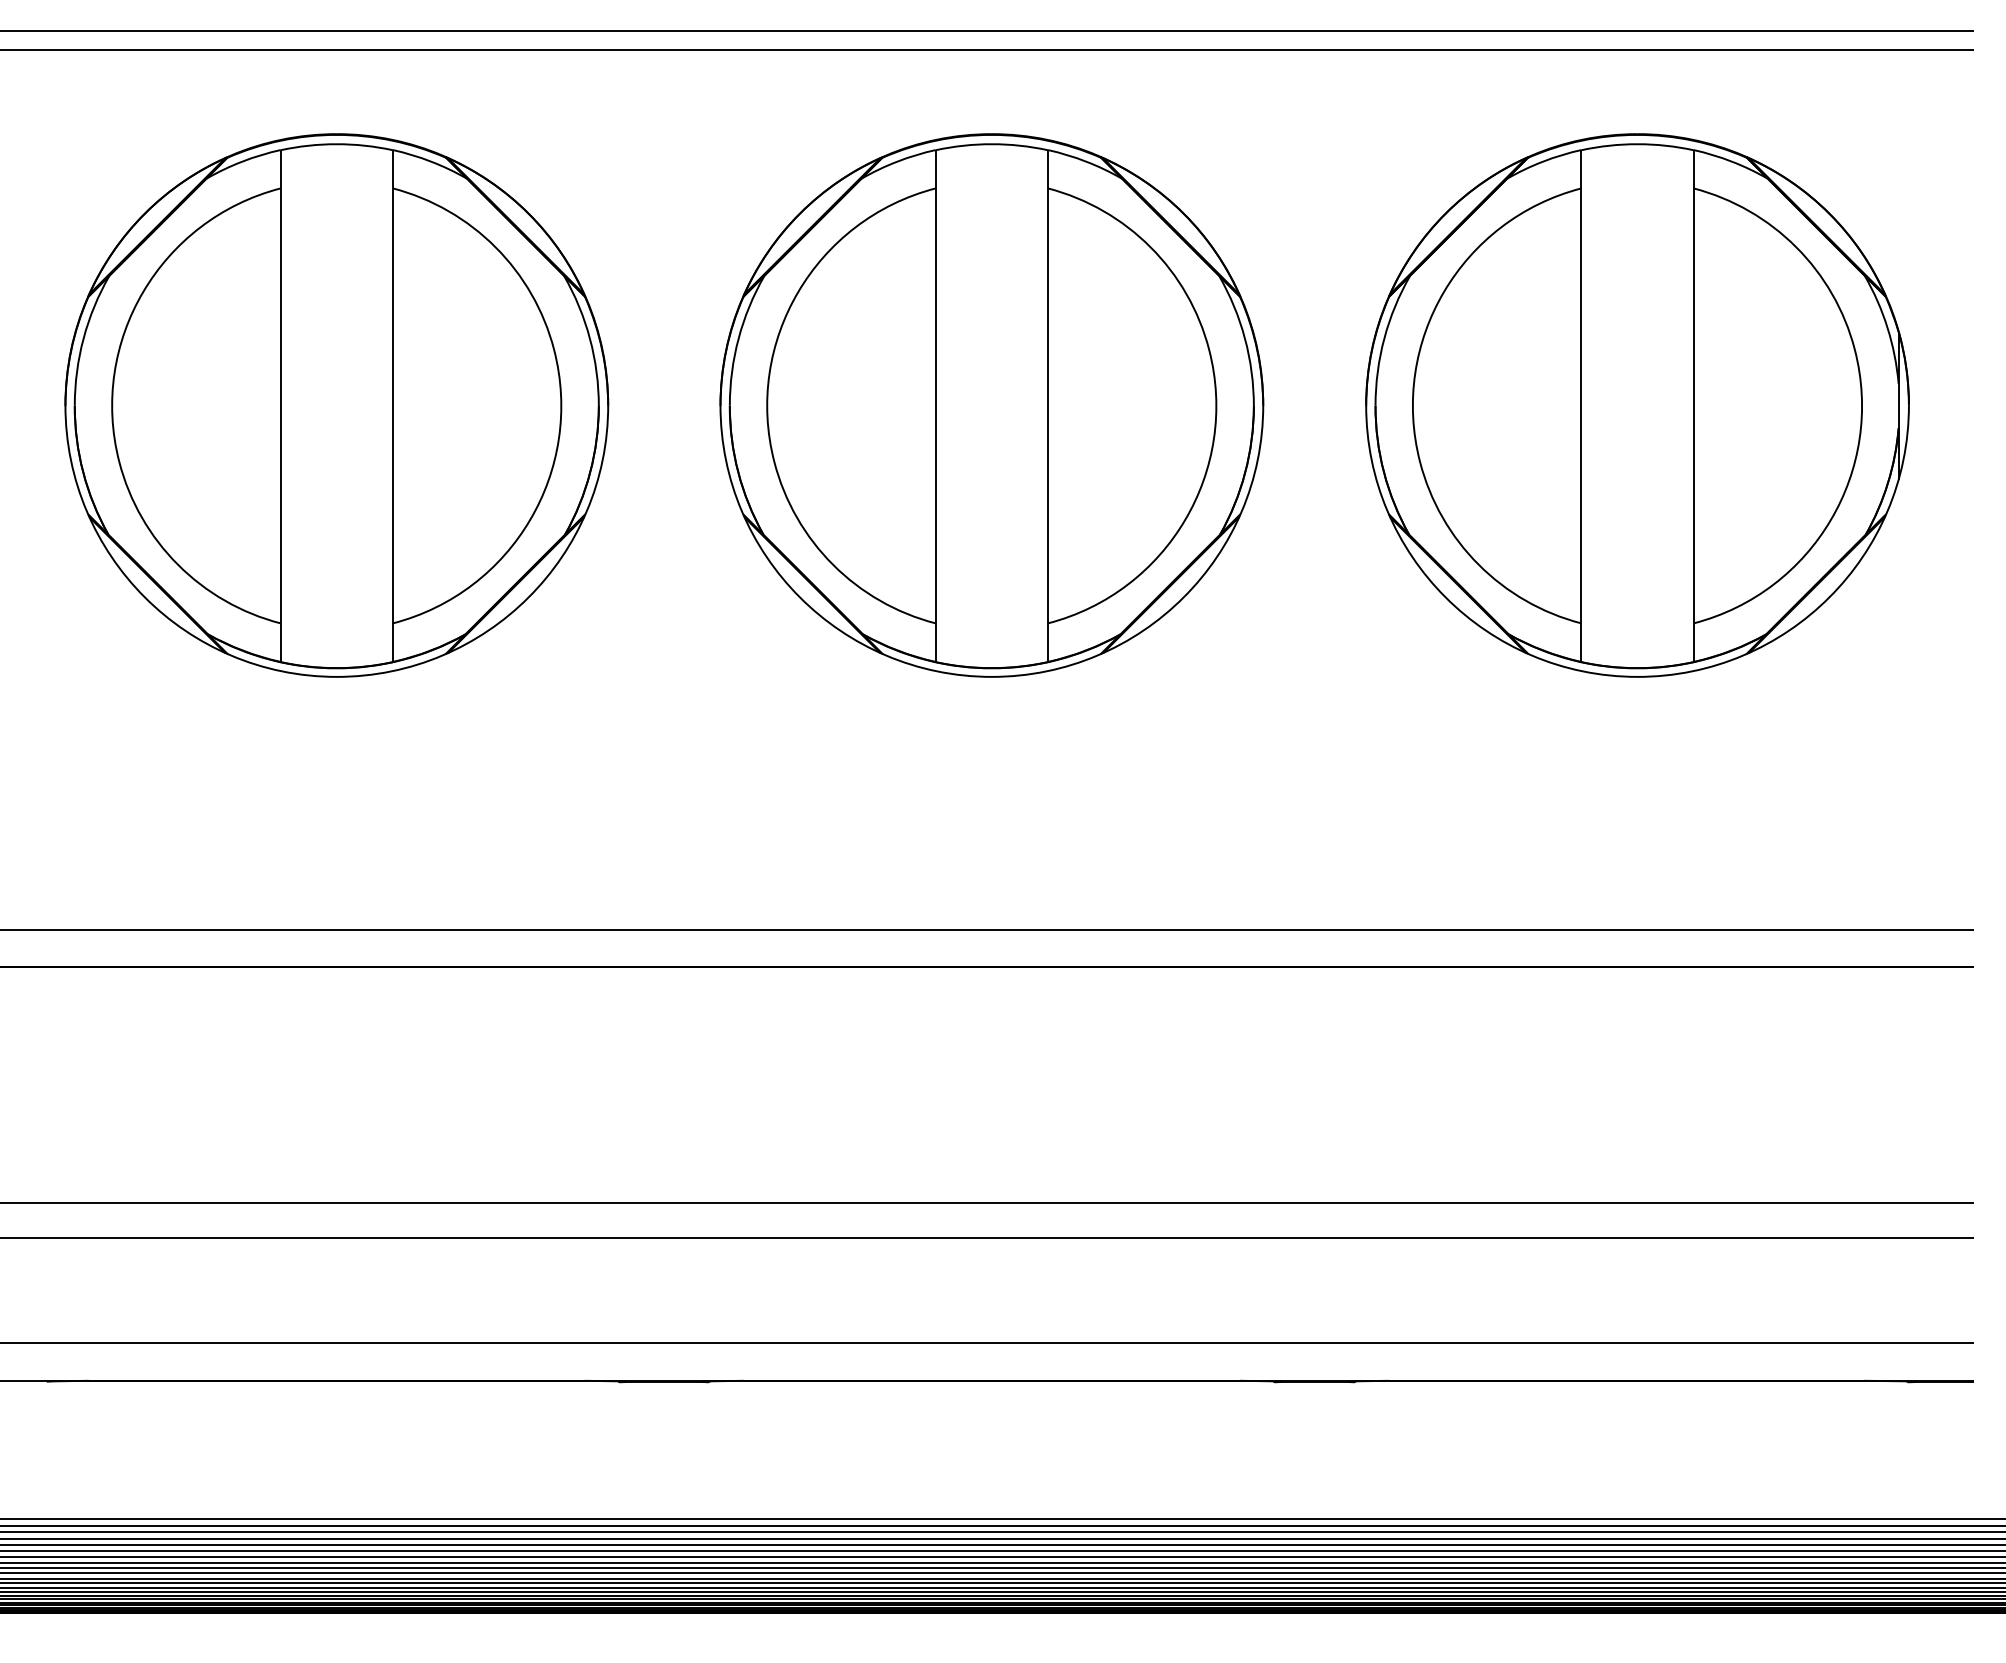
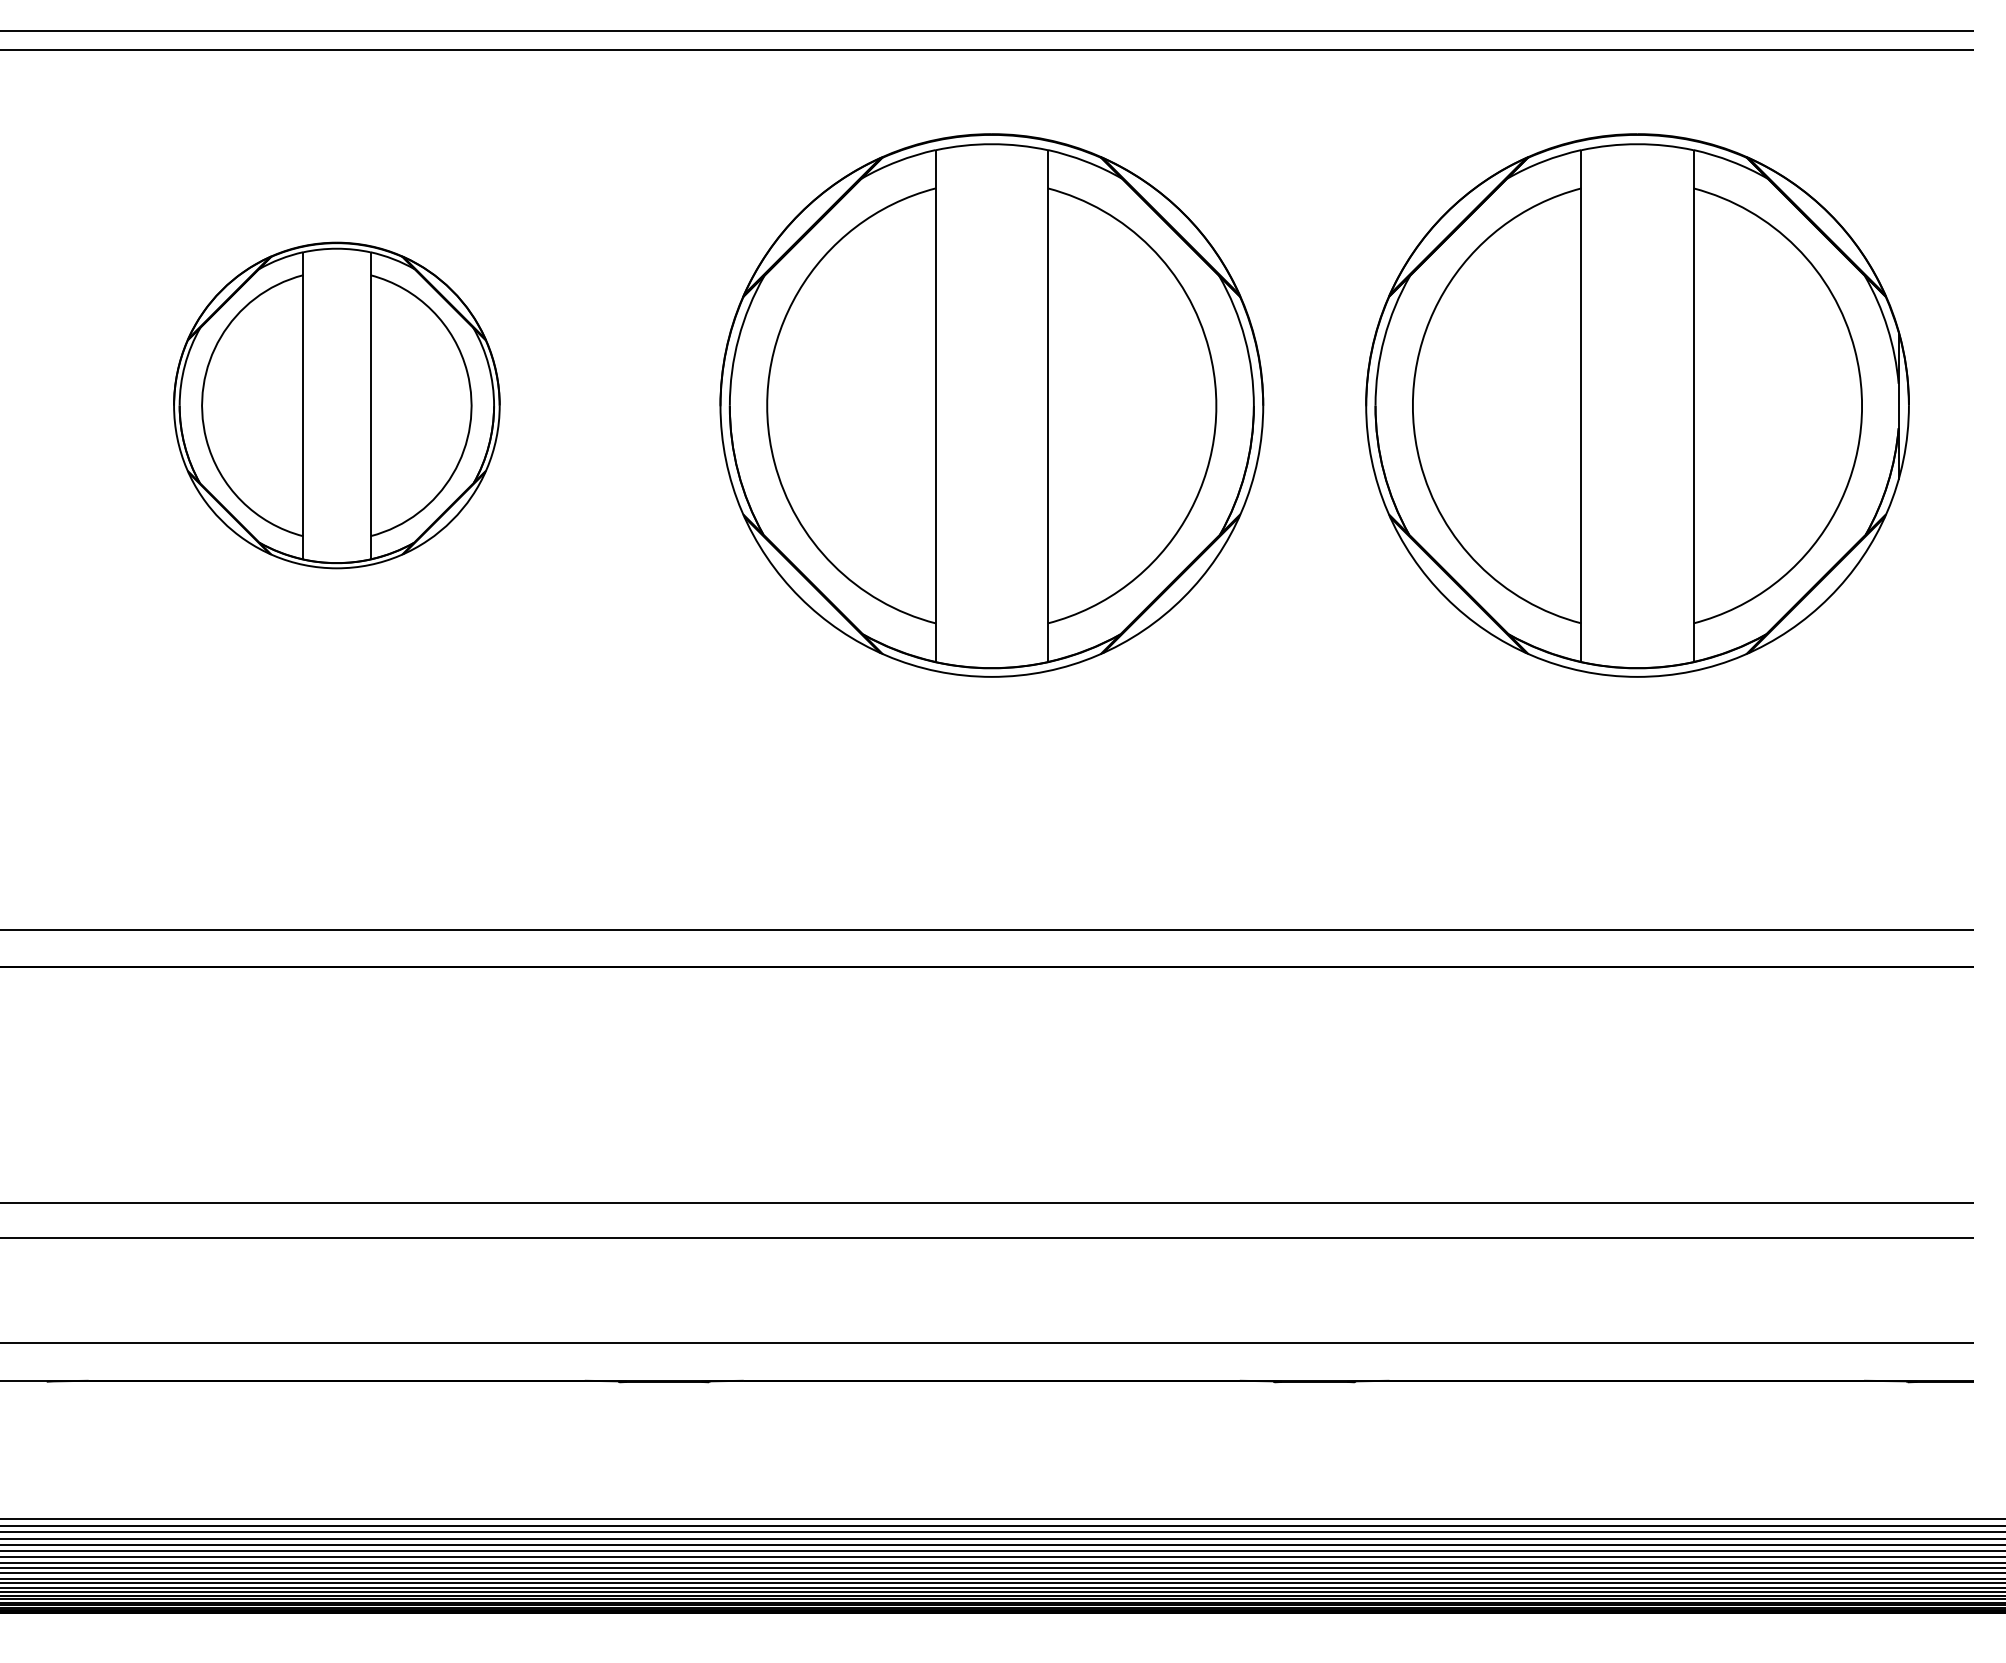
part size: 546x545 px -> 328x329 px (336, 405)
